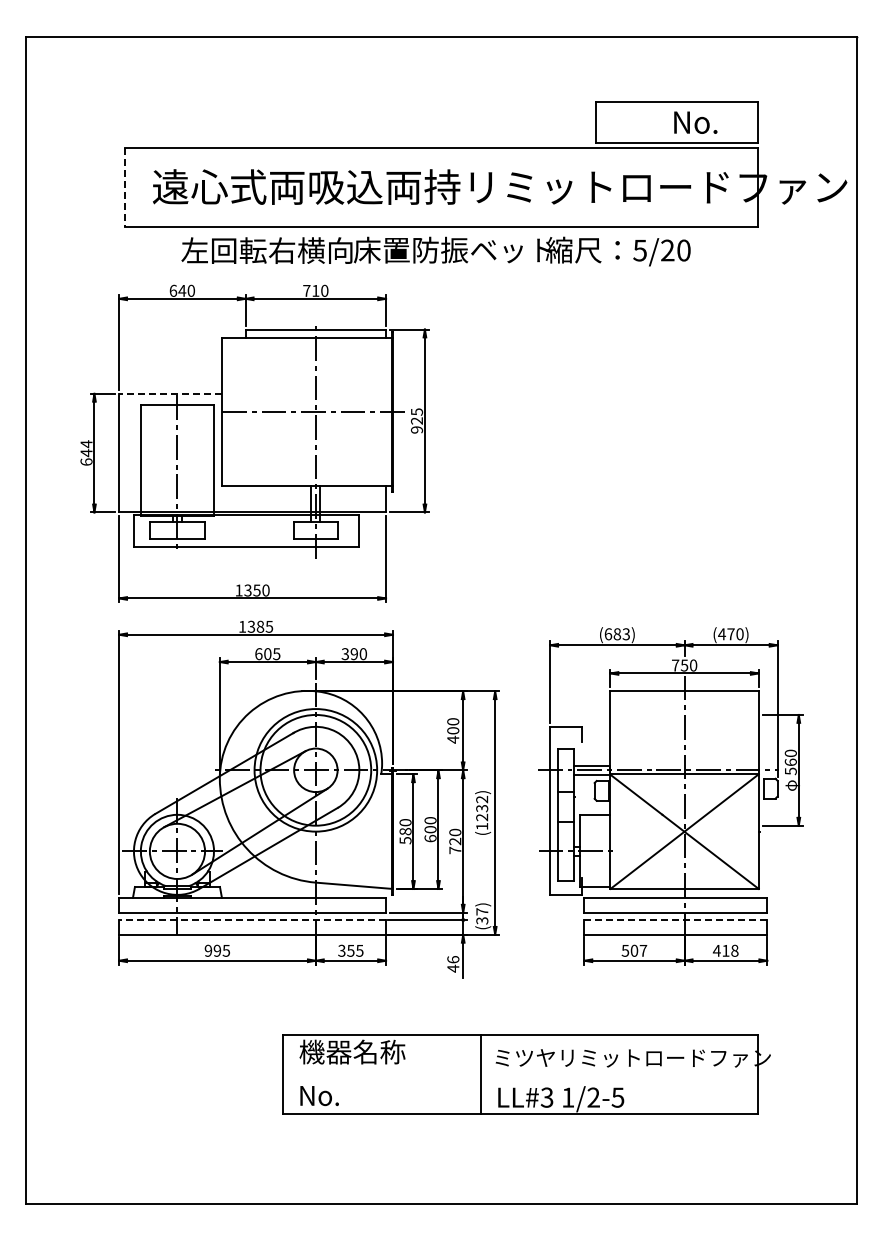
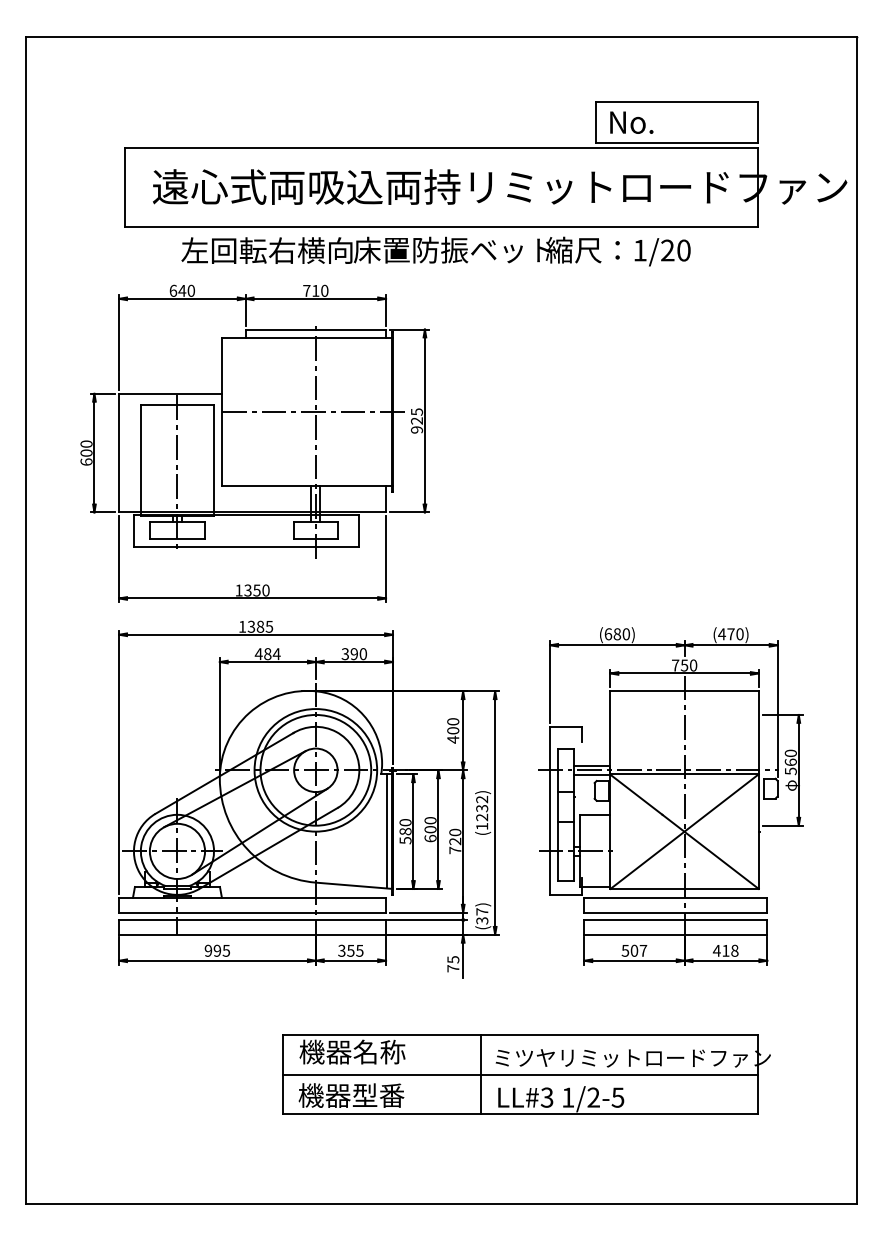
text position: (695, 122) -> (631, 122) (631, 122)
line: dashed -> solid (125, 187)
text: 5/20 -> 1/20 (639, 250)
line: dashed -> solid (170, 393)
text: 644 -> 600 (86, 448)
text: (683) -> (680) (625, 634)
text: 605 -> 484 (267, 654)
line: none -> present (387, 831)
line: dashed -> solid (252, 920)
line: dashed -> solid (676, 920)
text: 46 -> 75 (453, 964)
line: none -> present (520, 1074)
text: No. -> 機器型番 (351, 1095)
